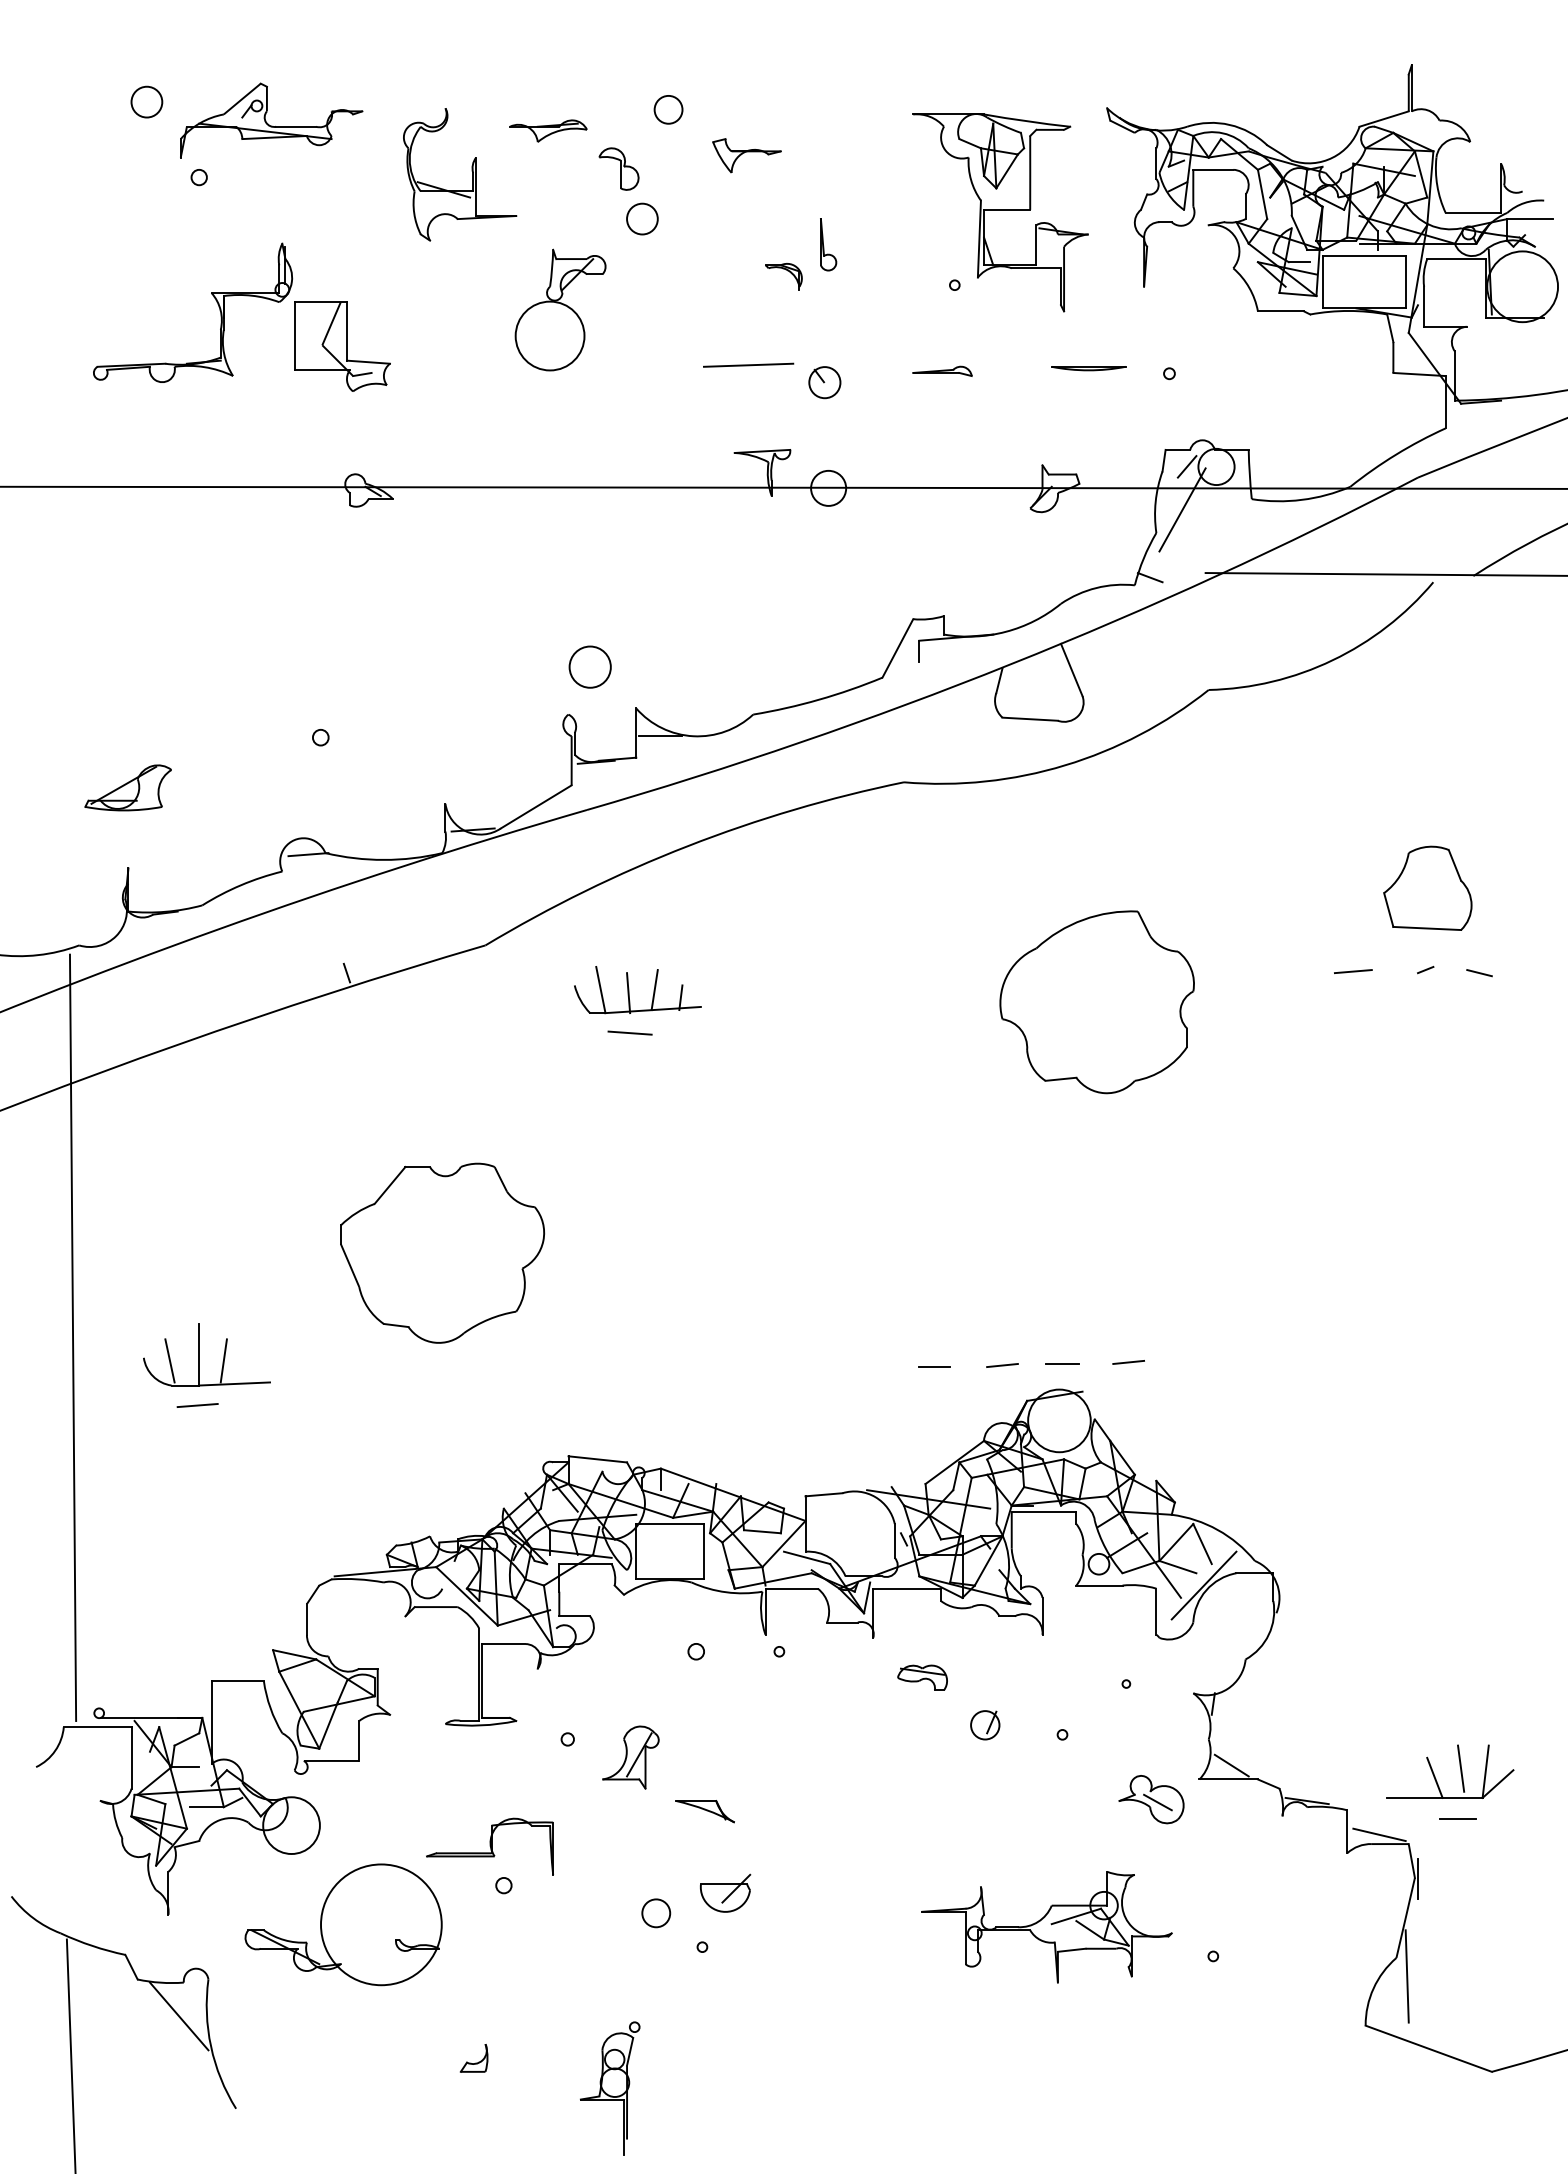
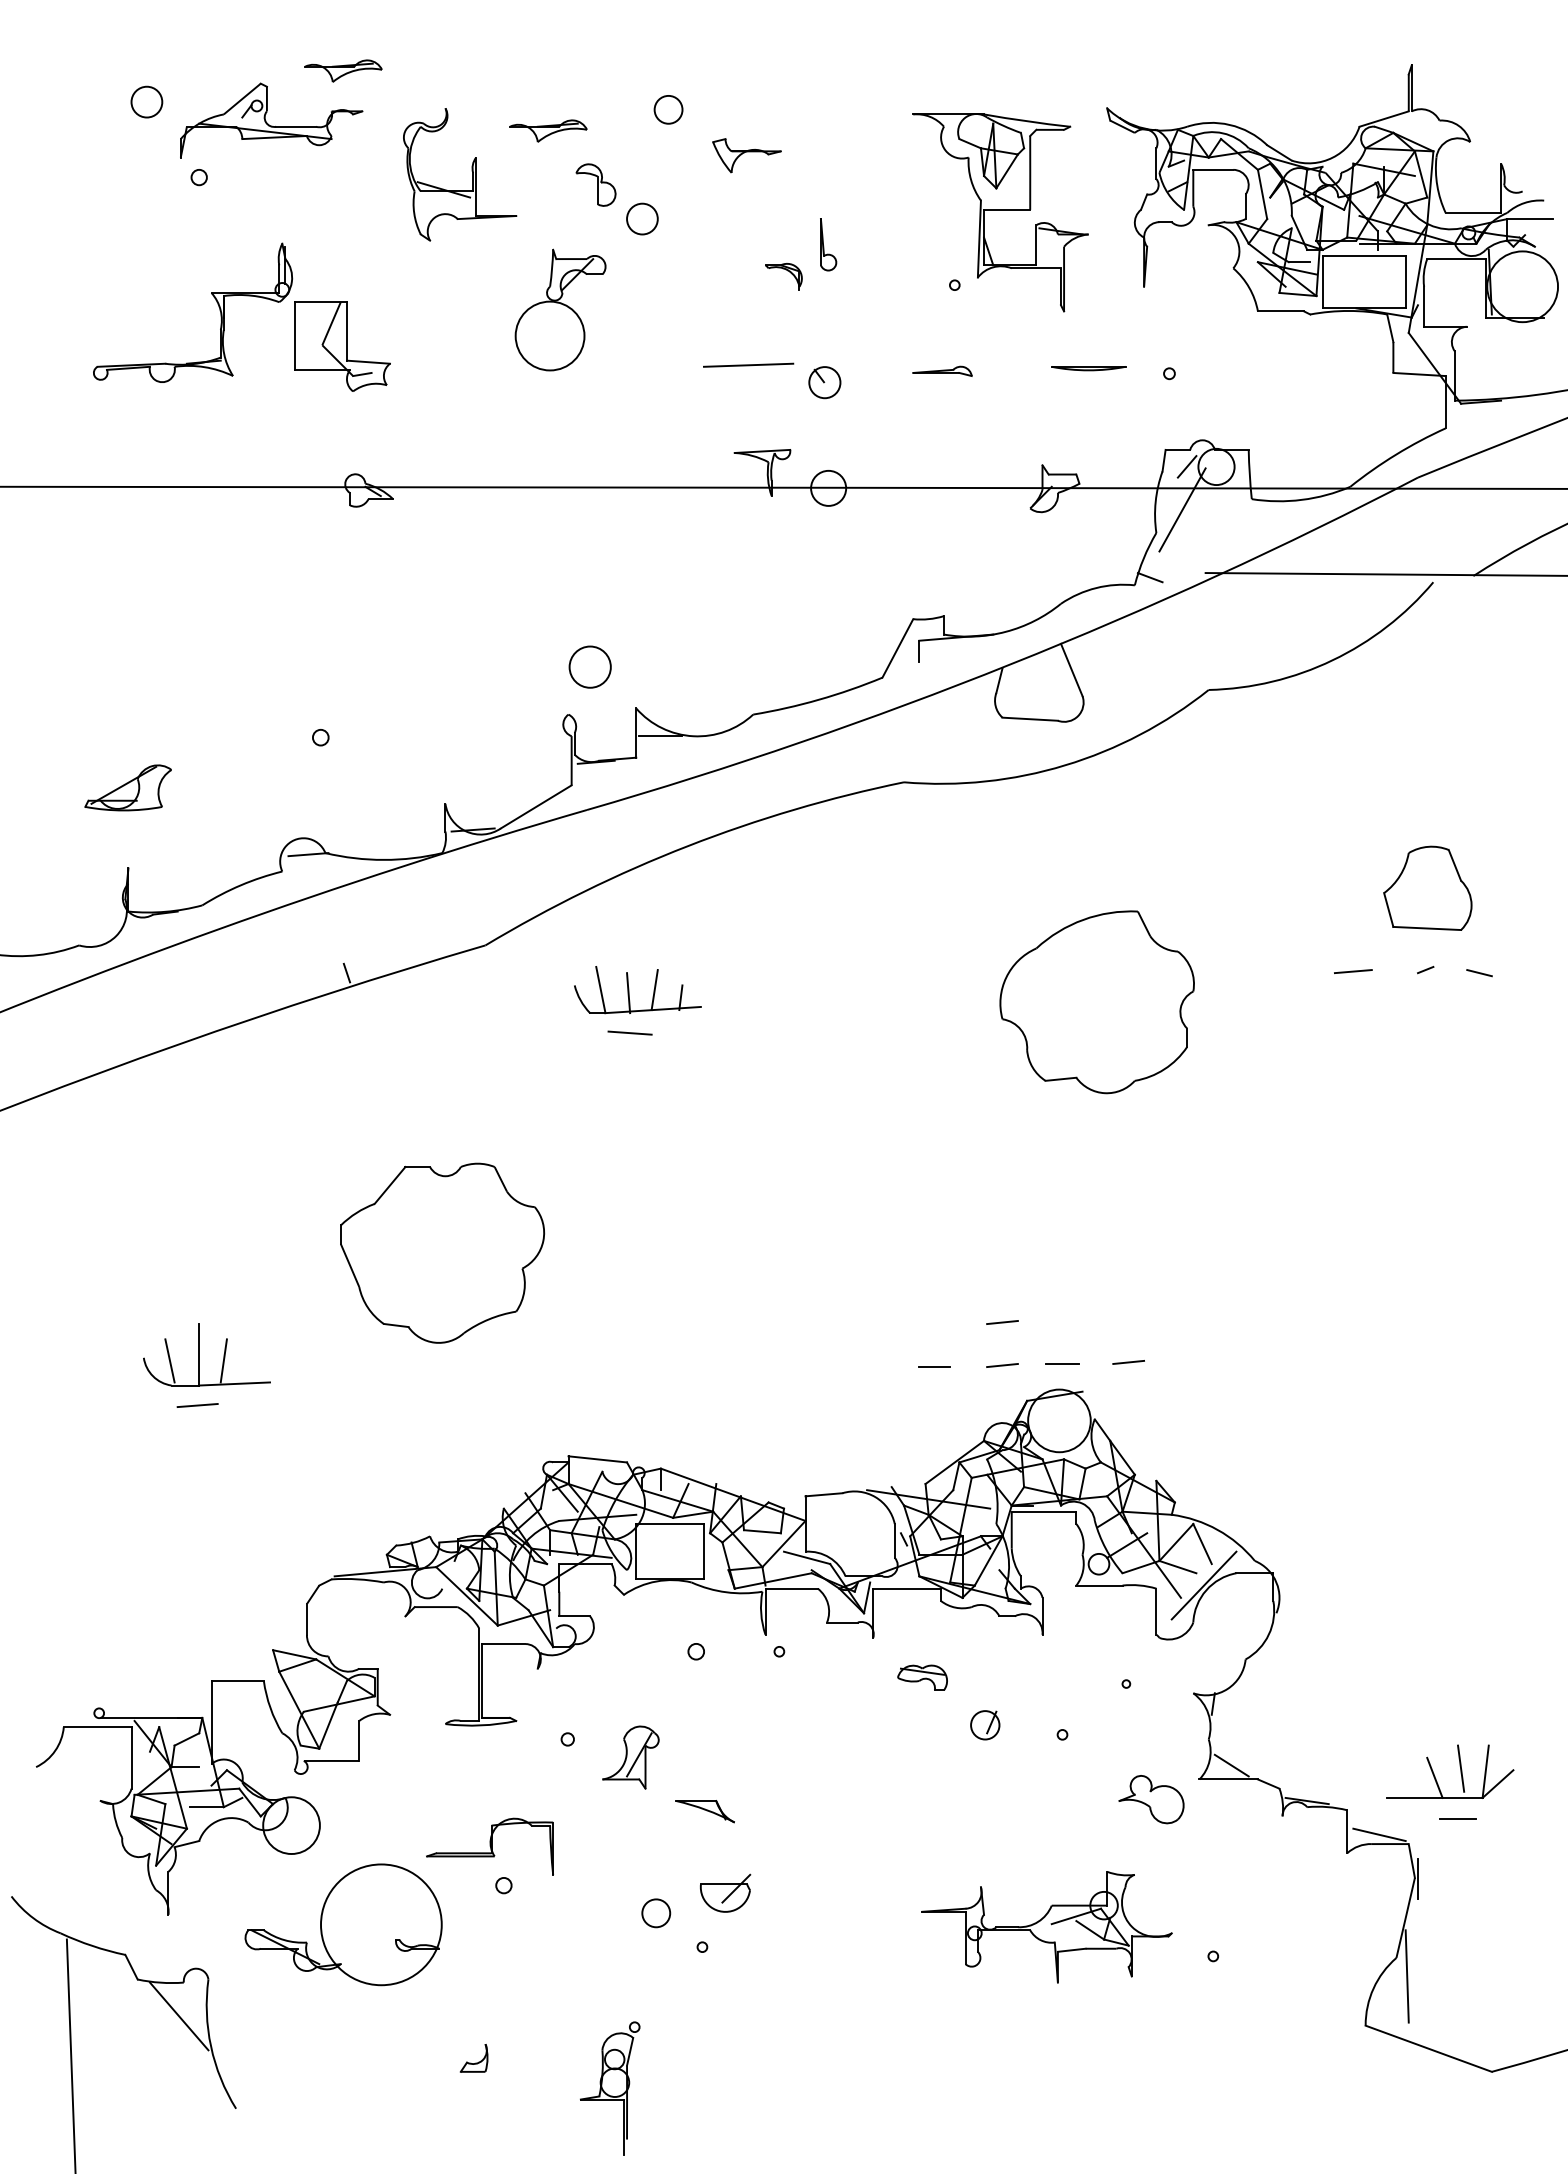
part: none -> present (343, 70)
part position: (618, 168) -> (595, 184) (595, 184)
line: none -> present (1002, 1322)
line: present -> none (72, 1337)
line: present -> none (1157, 1802)
